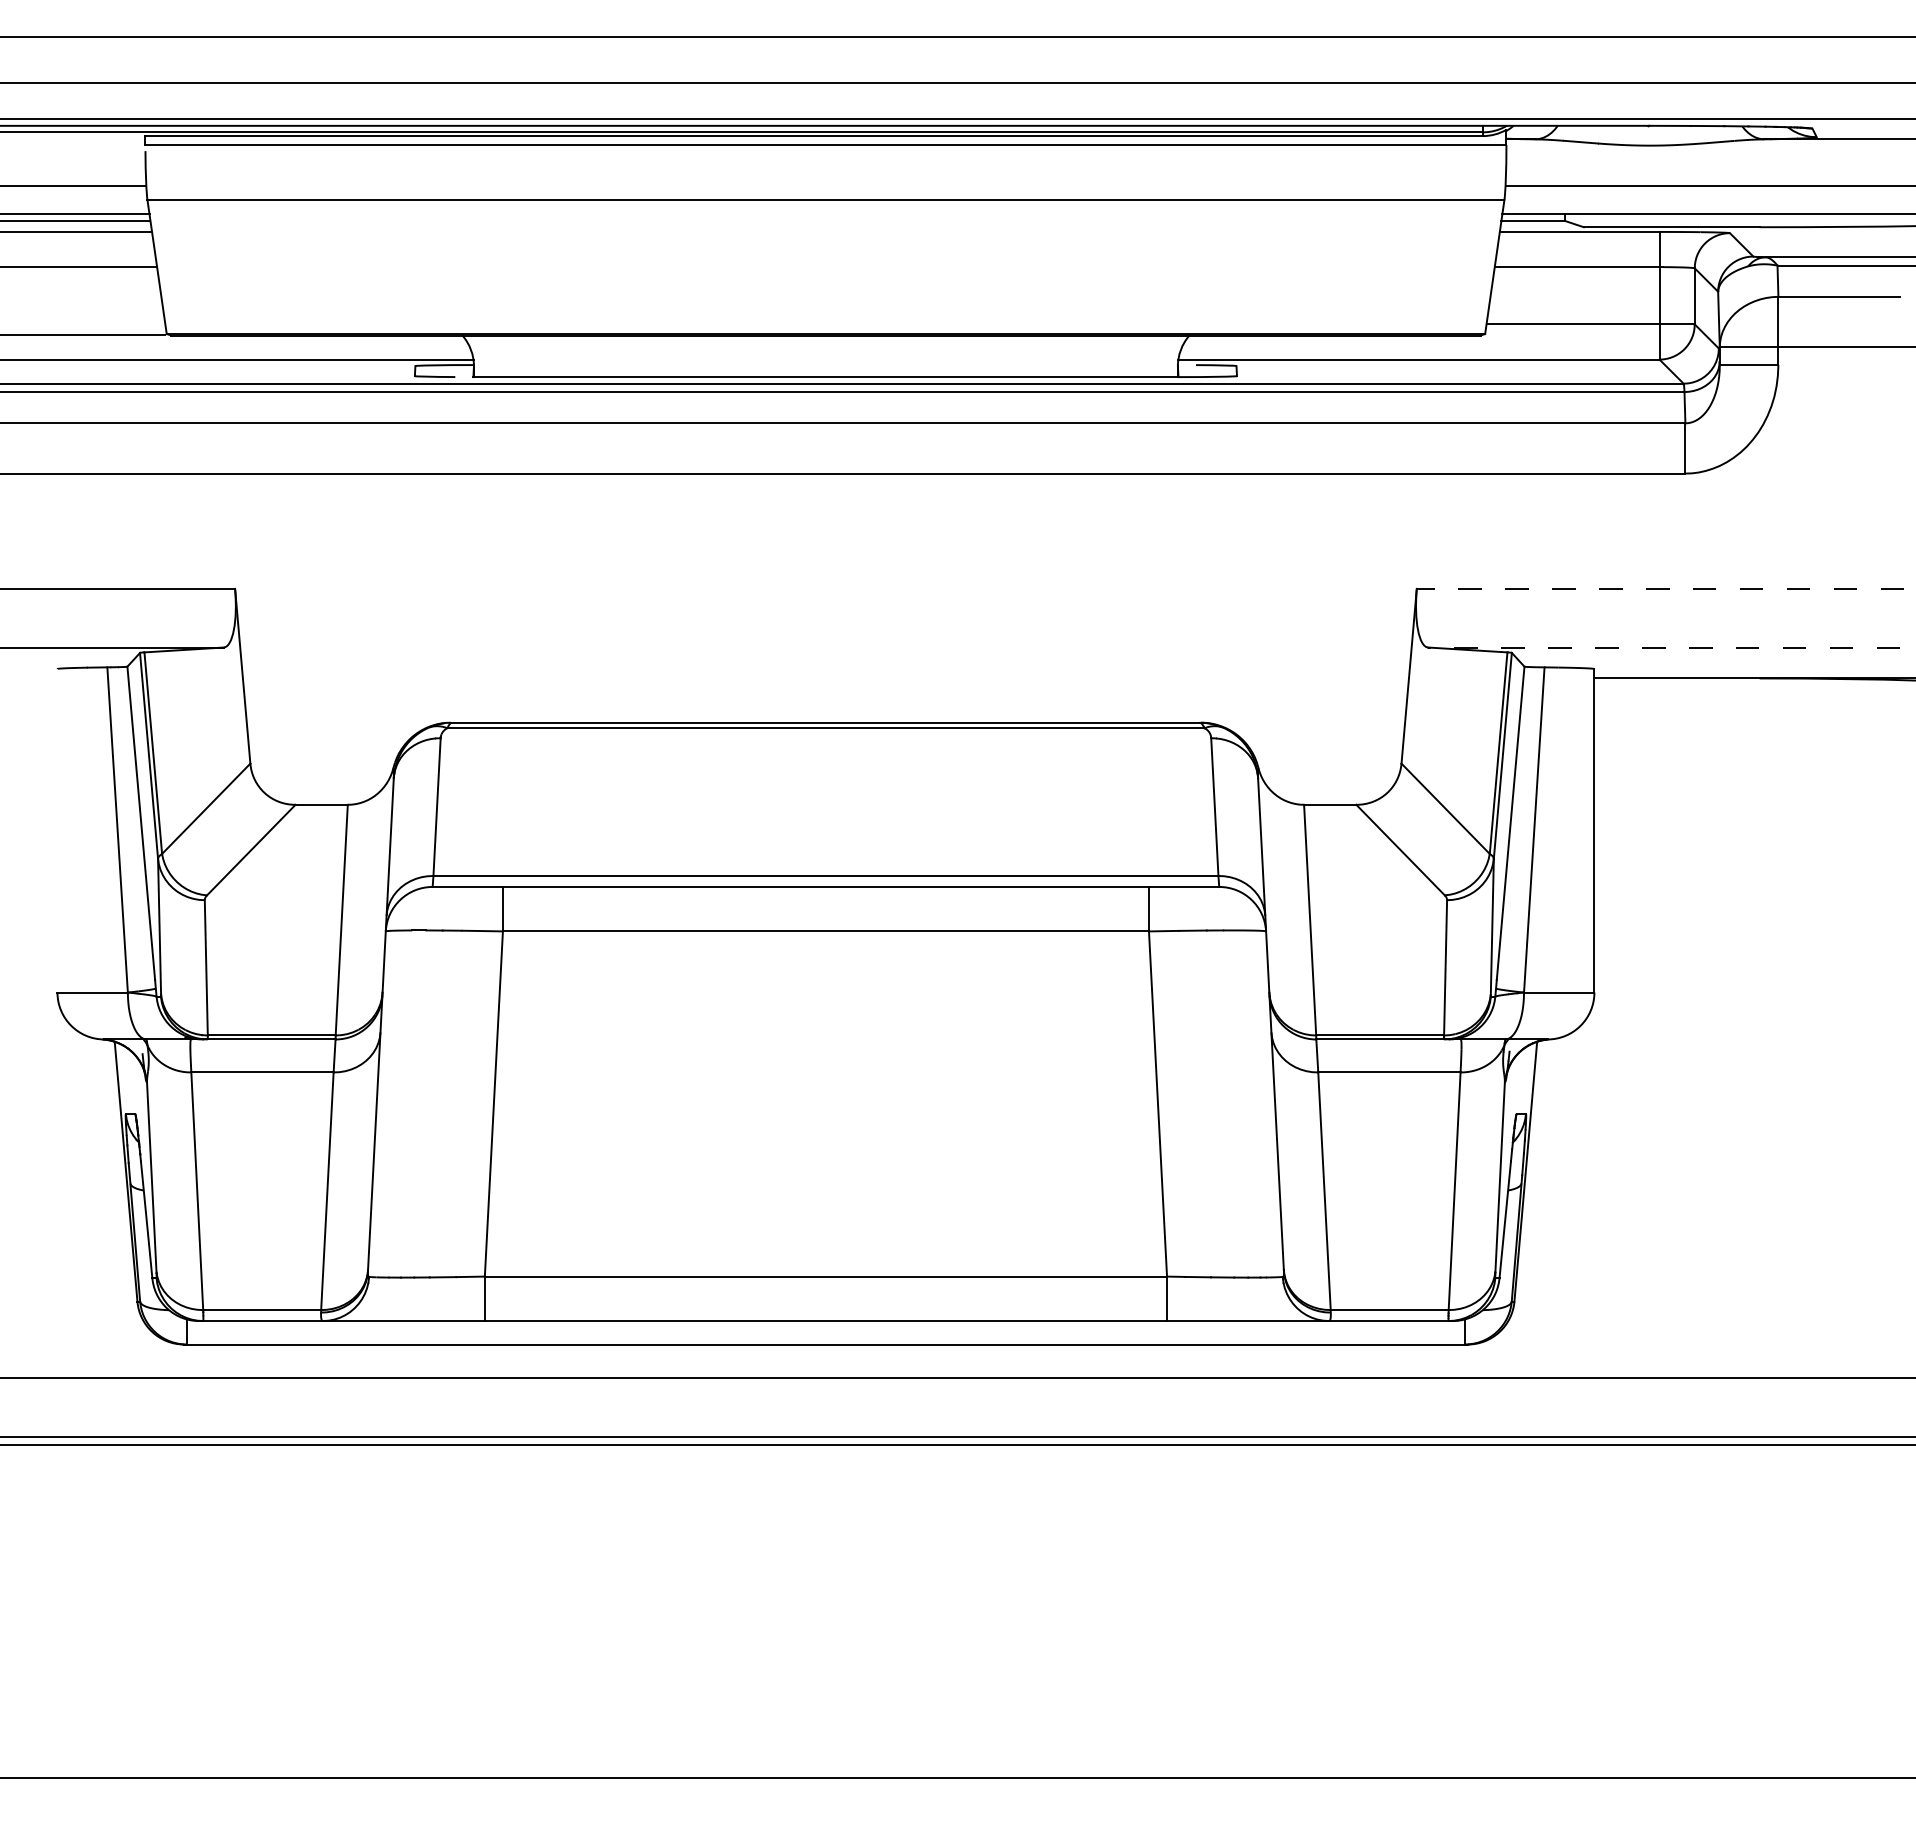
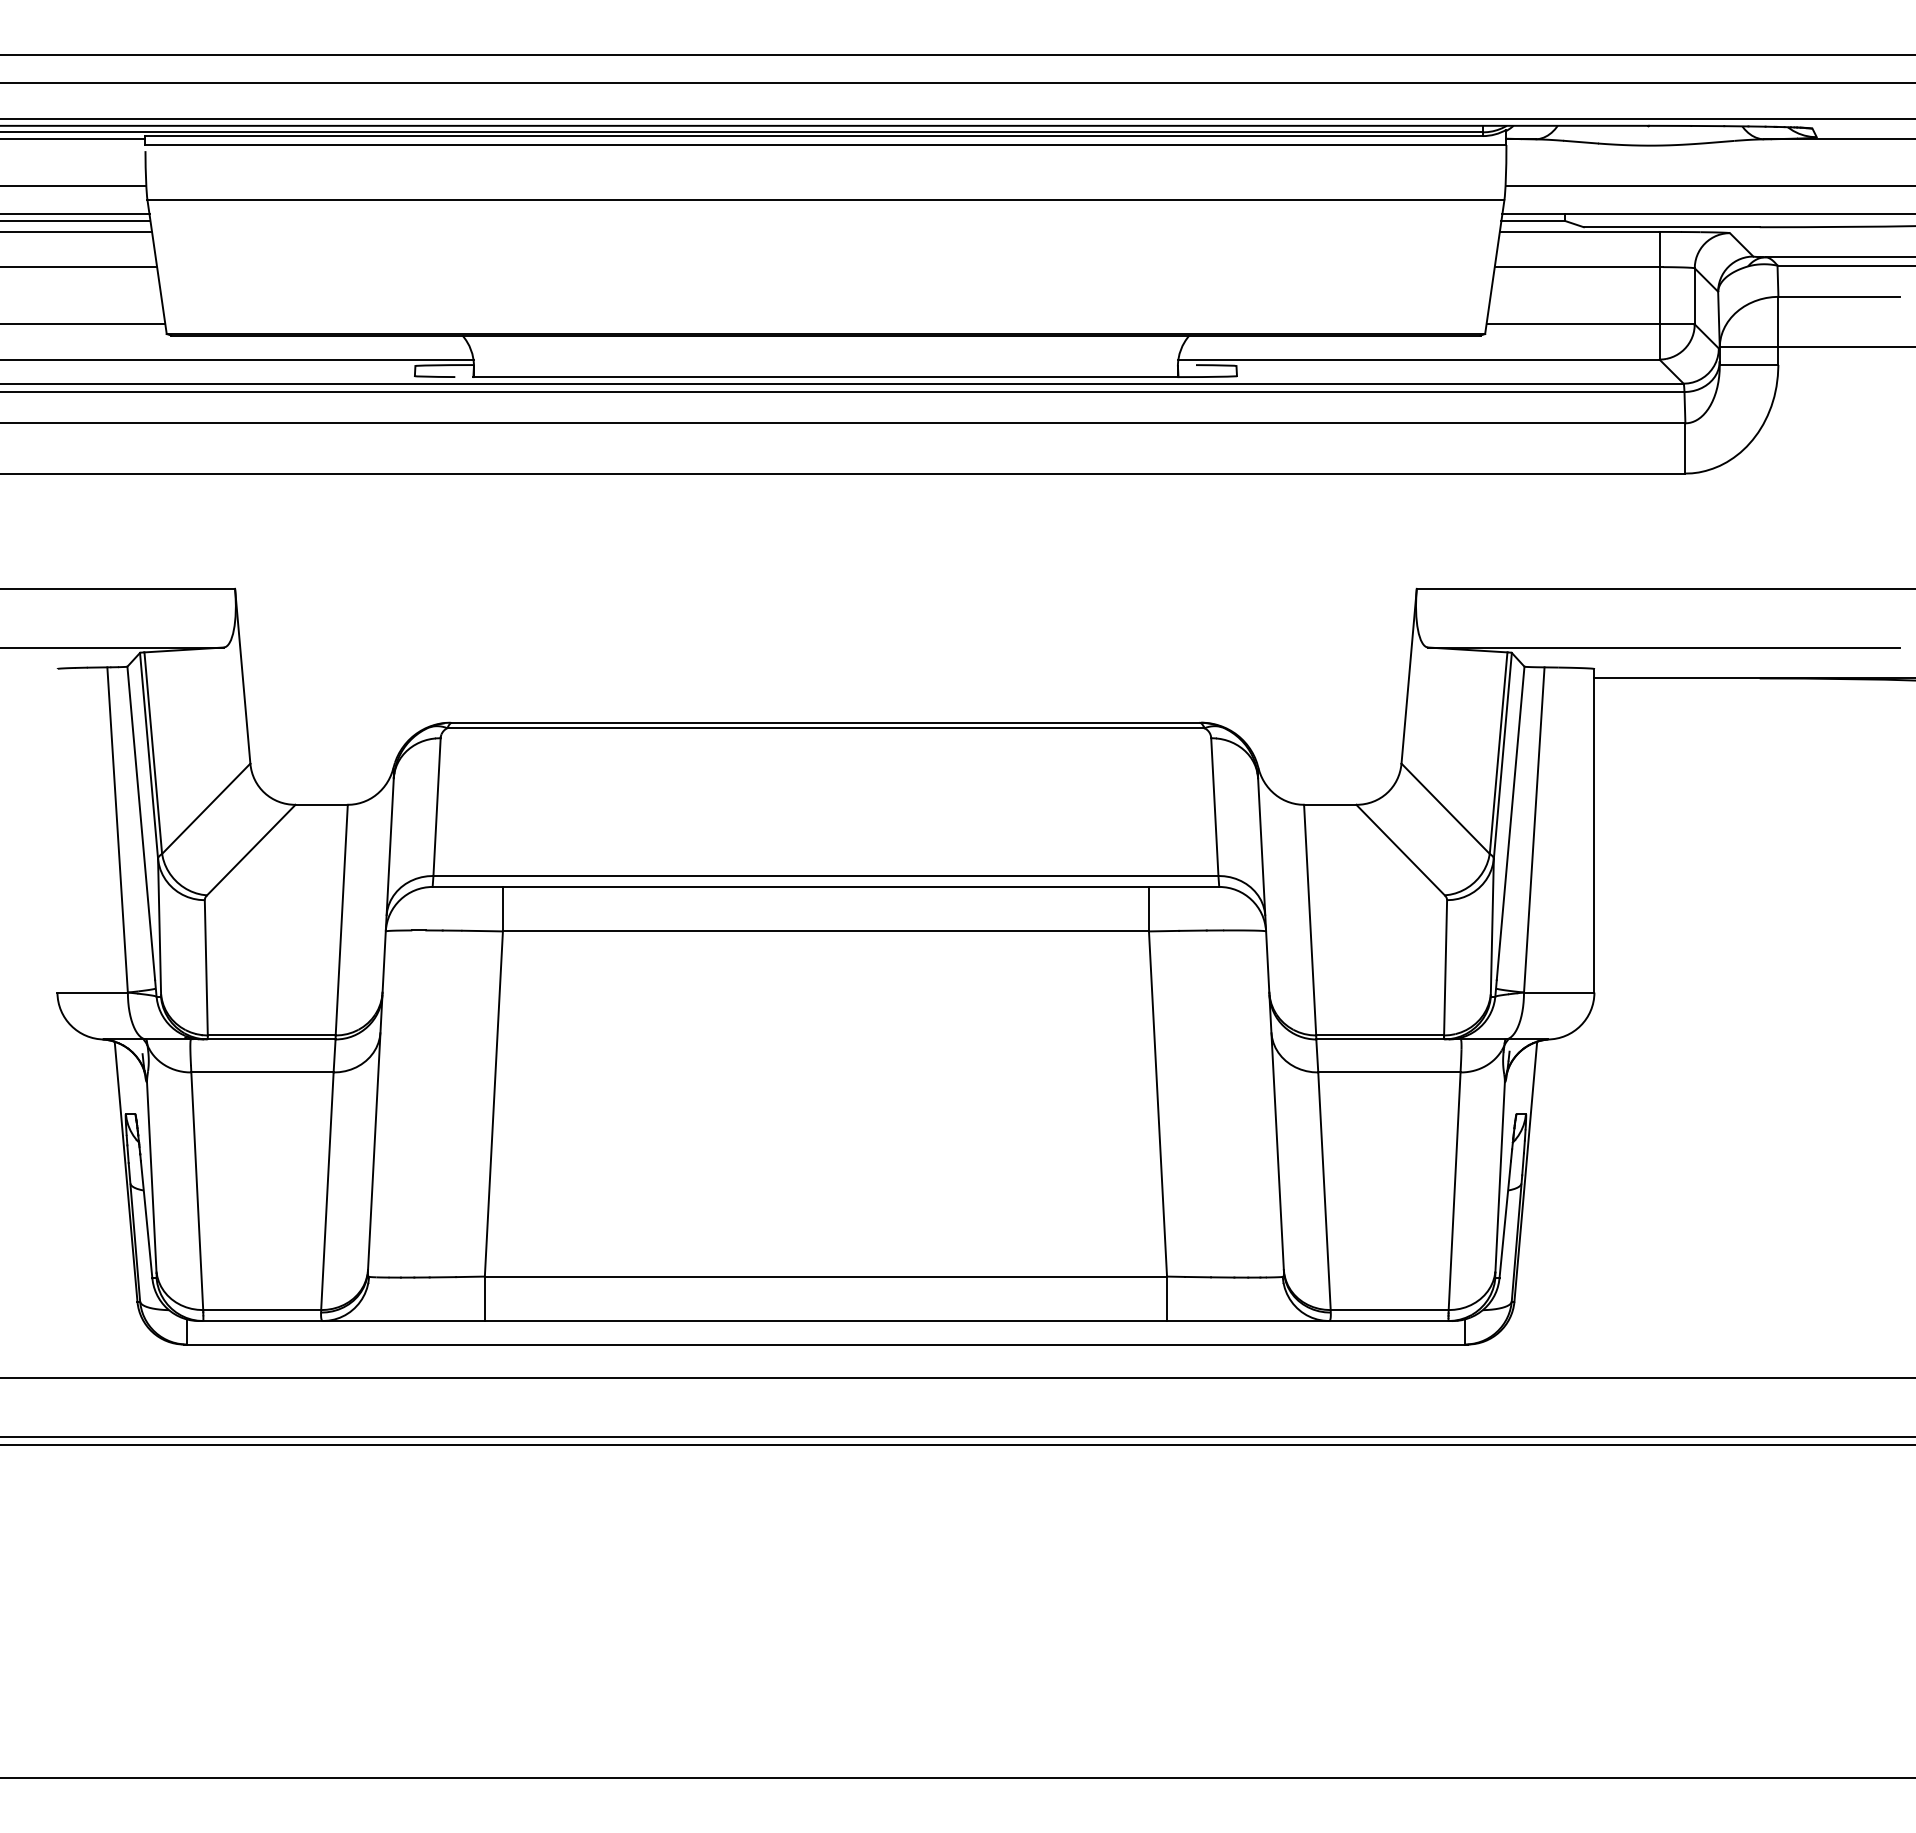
line position: (957, 36) -> (957, 54) (957, 54)
line: none -> present (73, 139)
line position: (83, 335) -> (83, 324) (83, 324)
line: dashed -> solid (1665, 588)
line: dashed -> solid (1663, 647)
